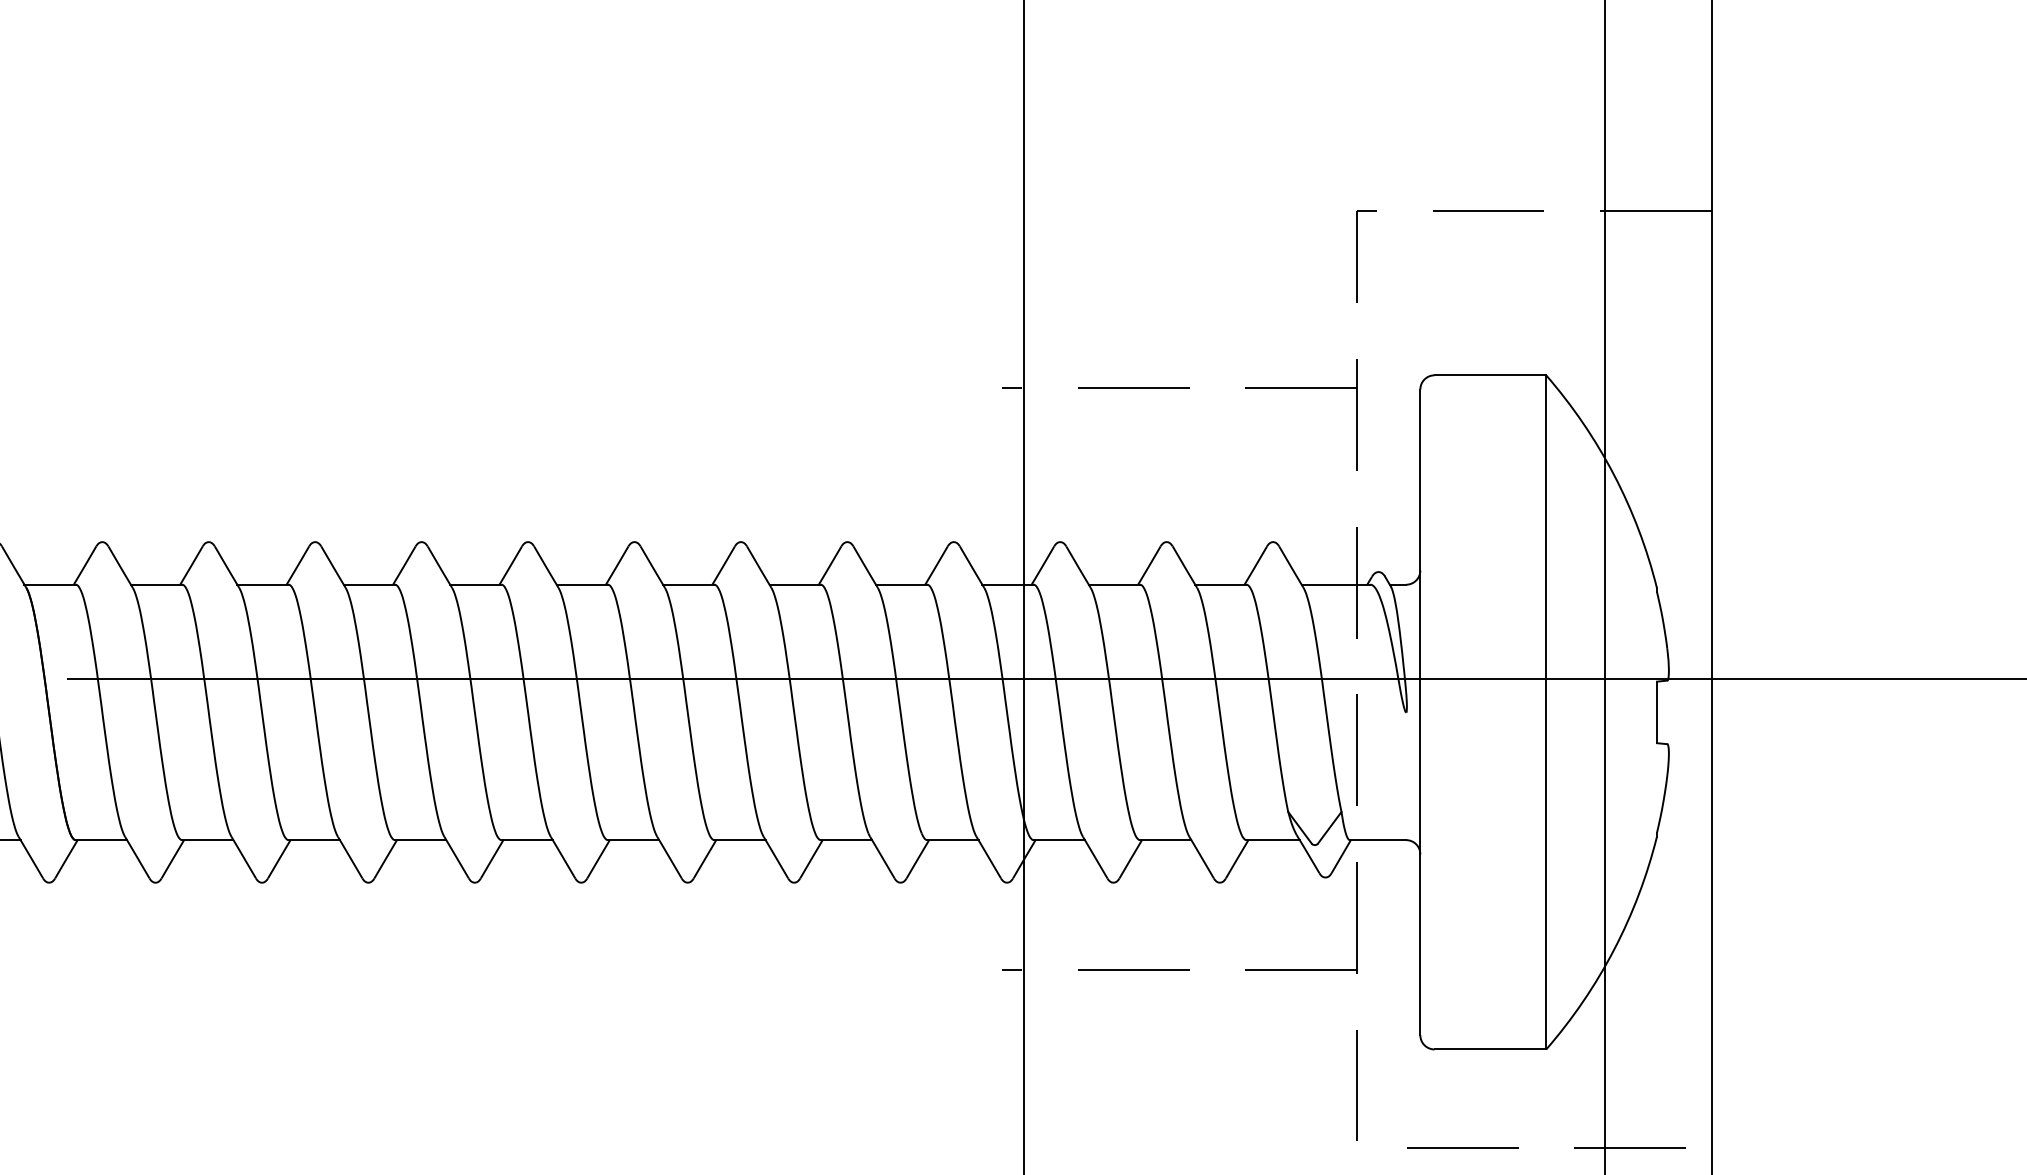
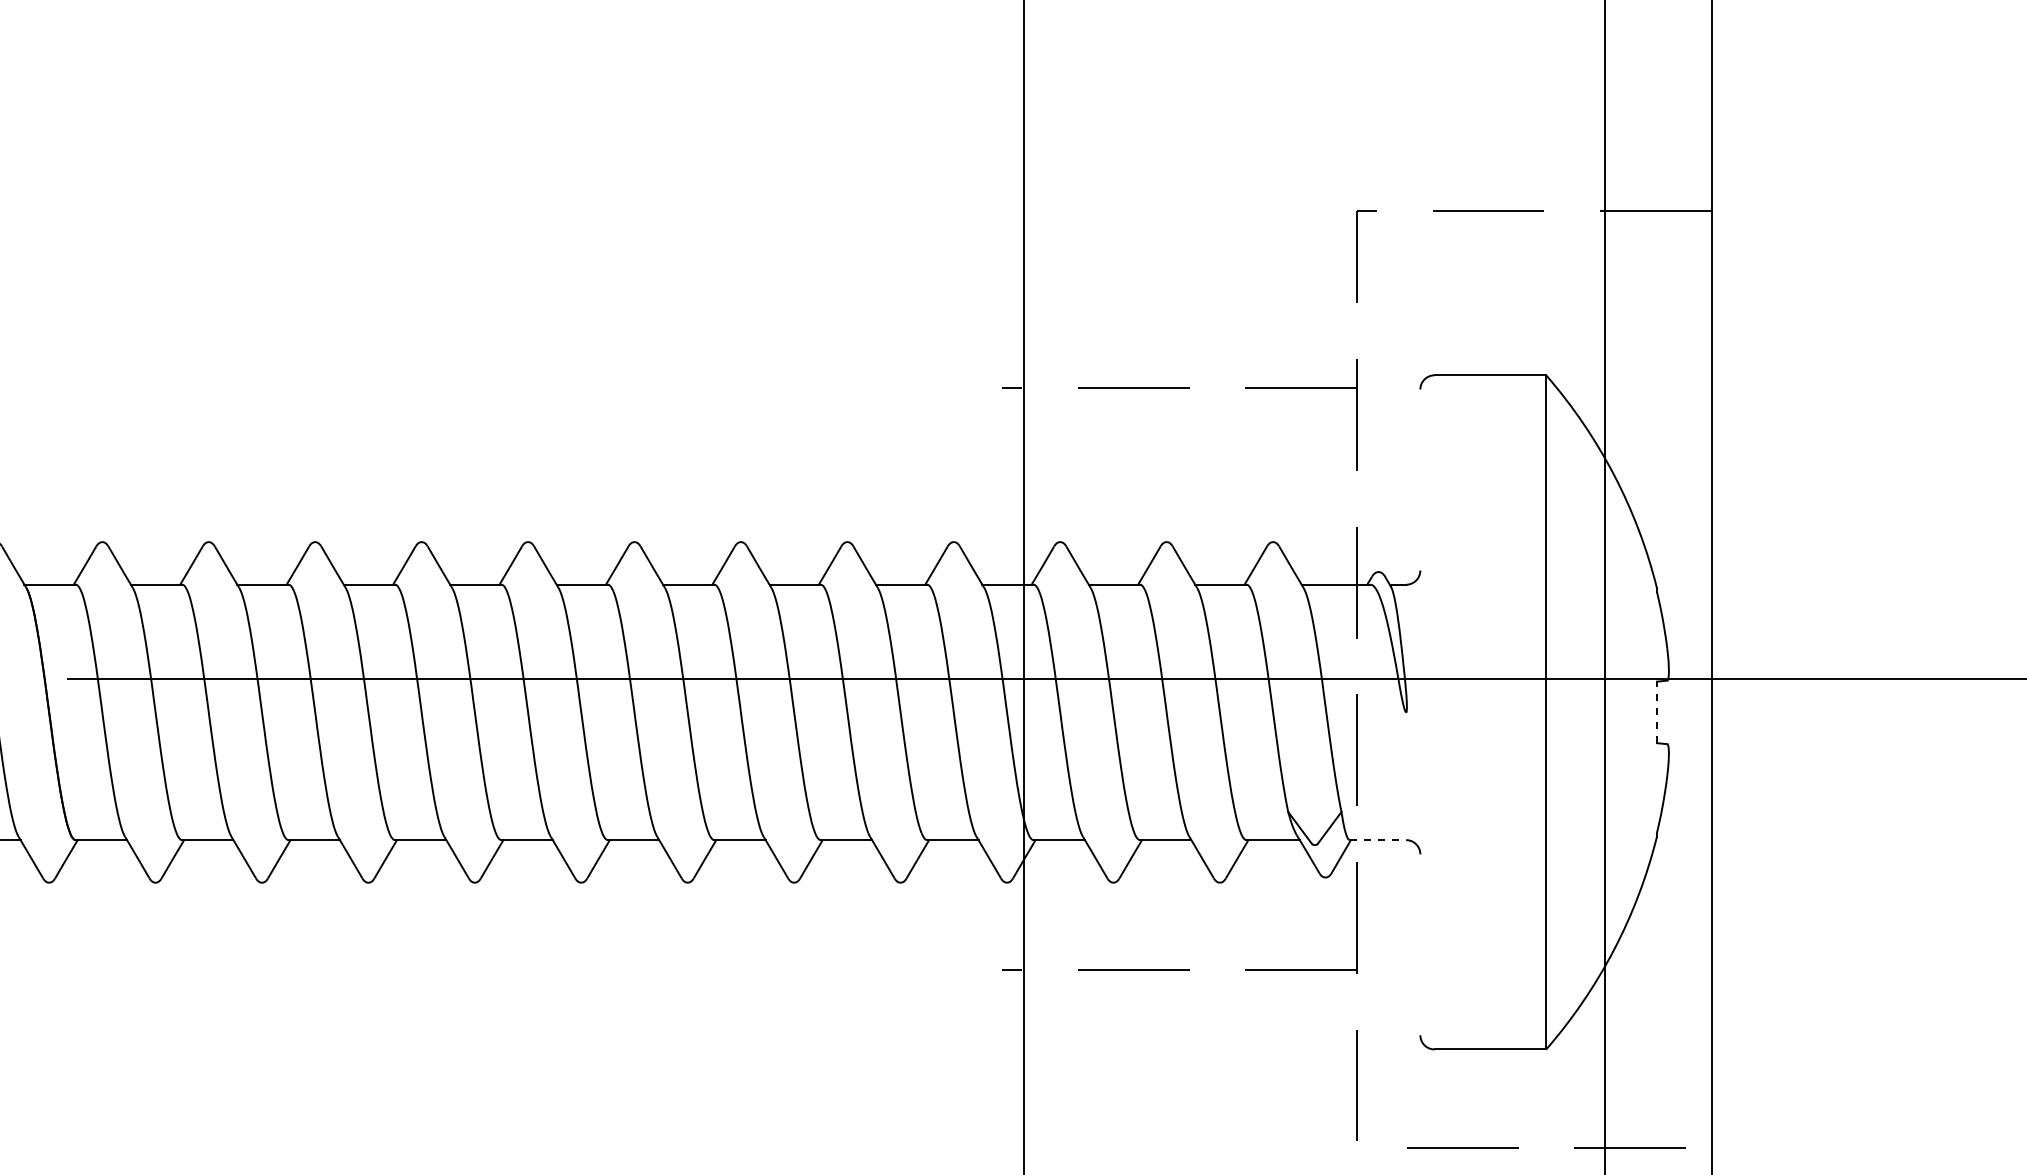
line: present -> none (1420, 712)
line: solid -> dashed (1657, 712)
line: solid -> dashed (1378, 840)
